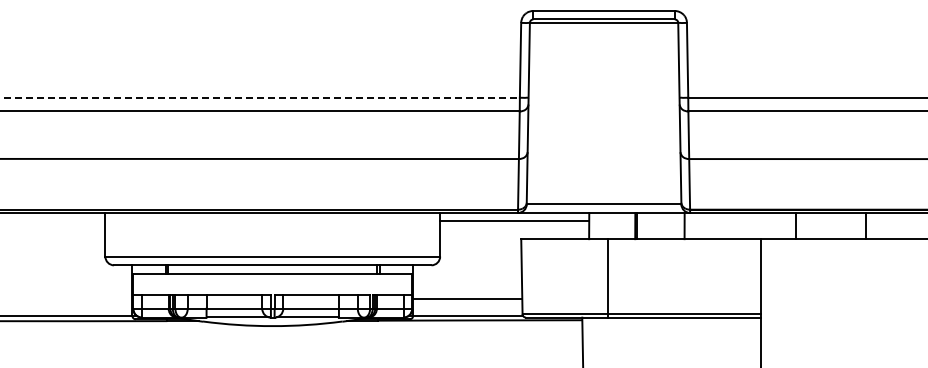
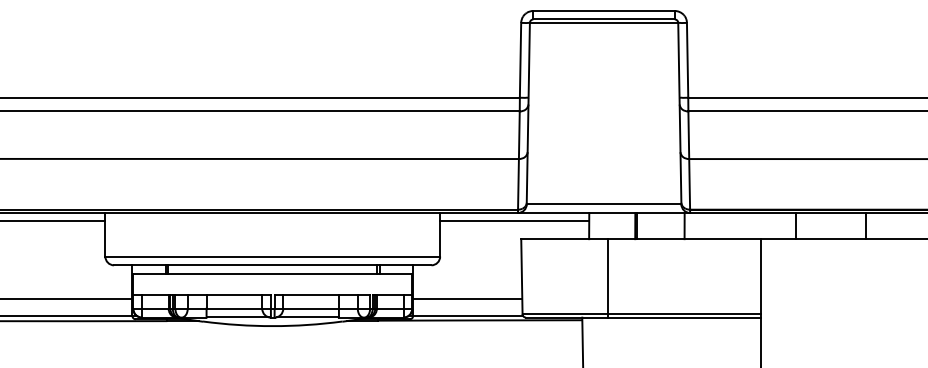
line: dashed -> solid (259, 97)
line: none -> present (53, 221)
line: none -> present (67, 298)
